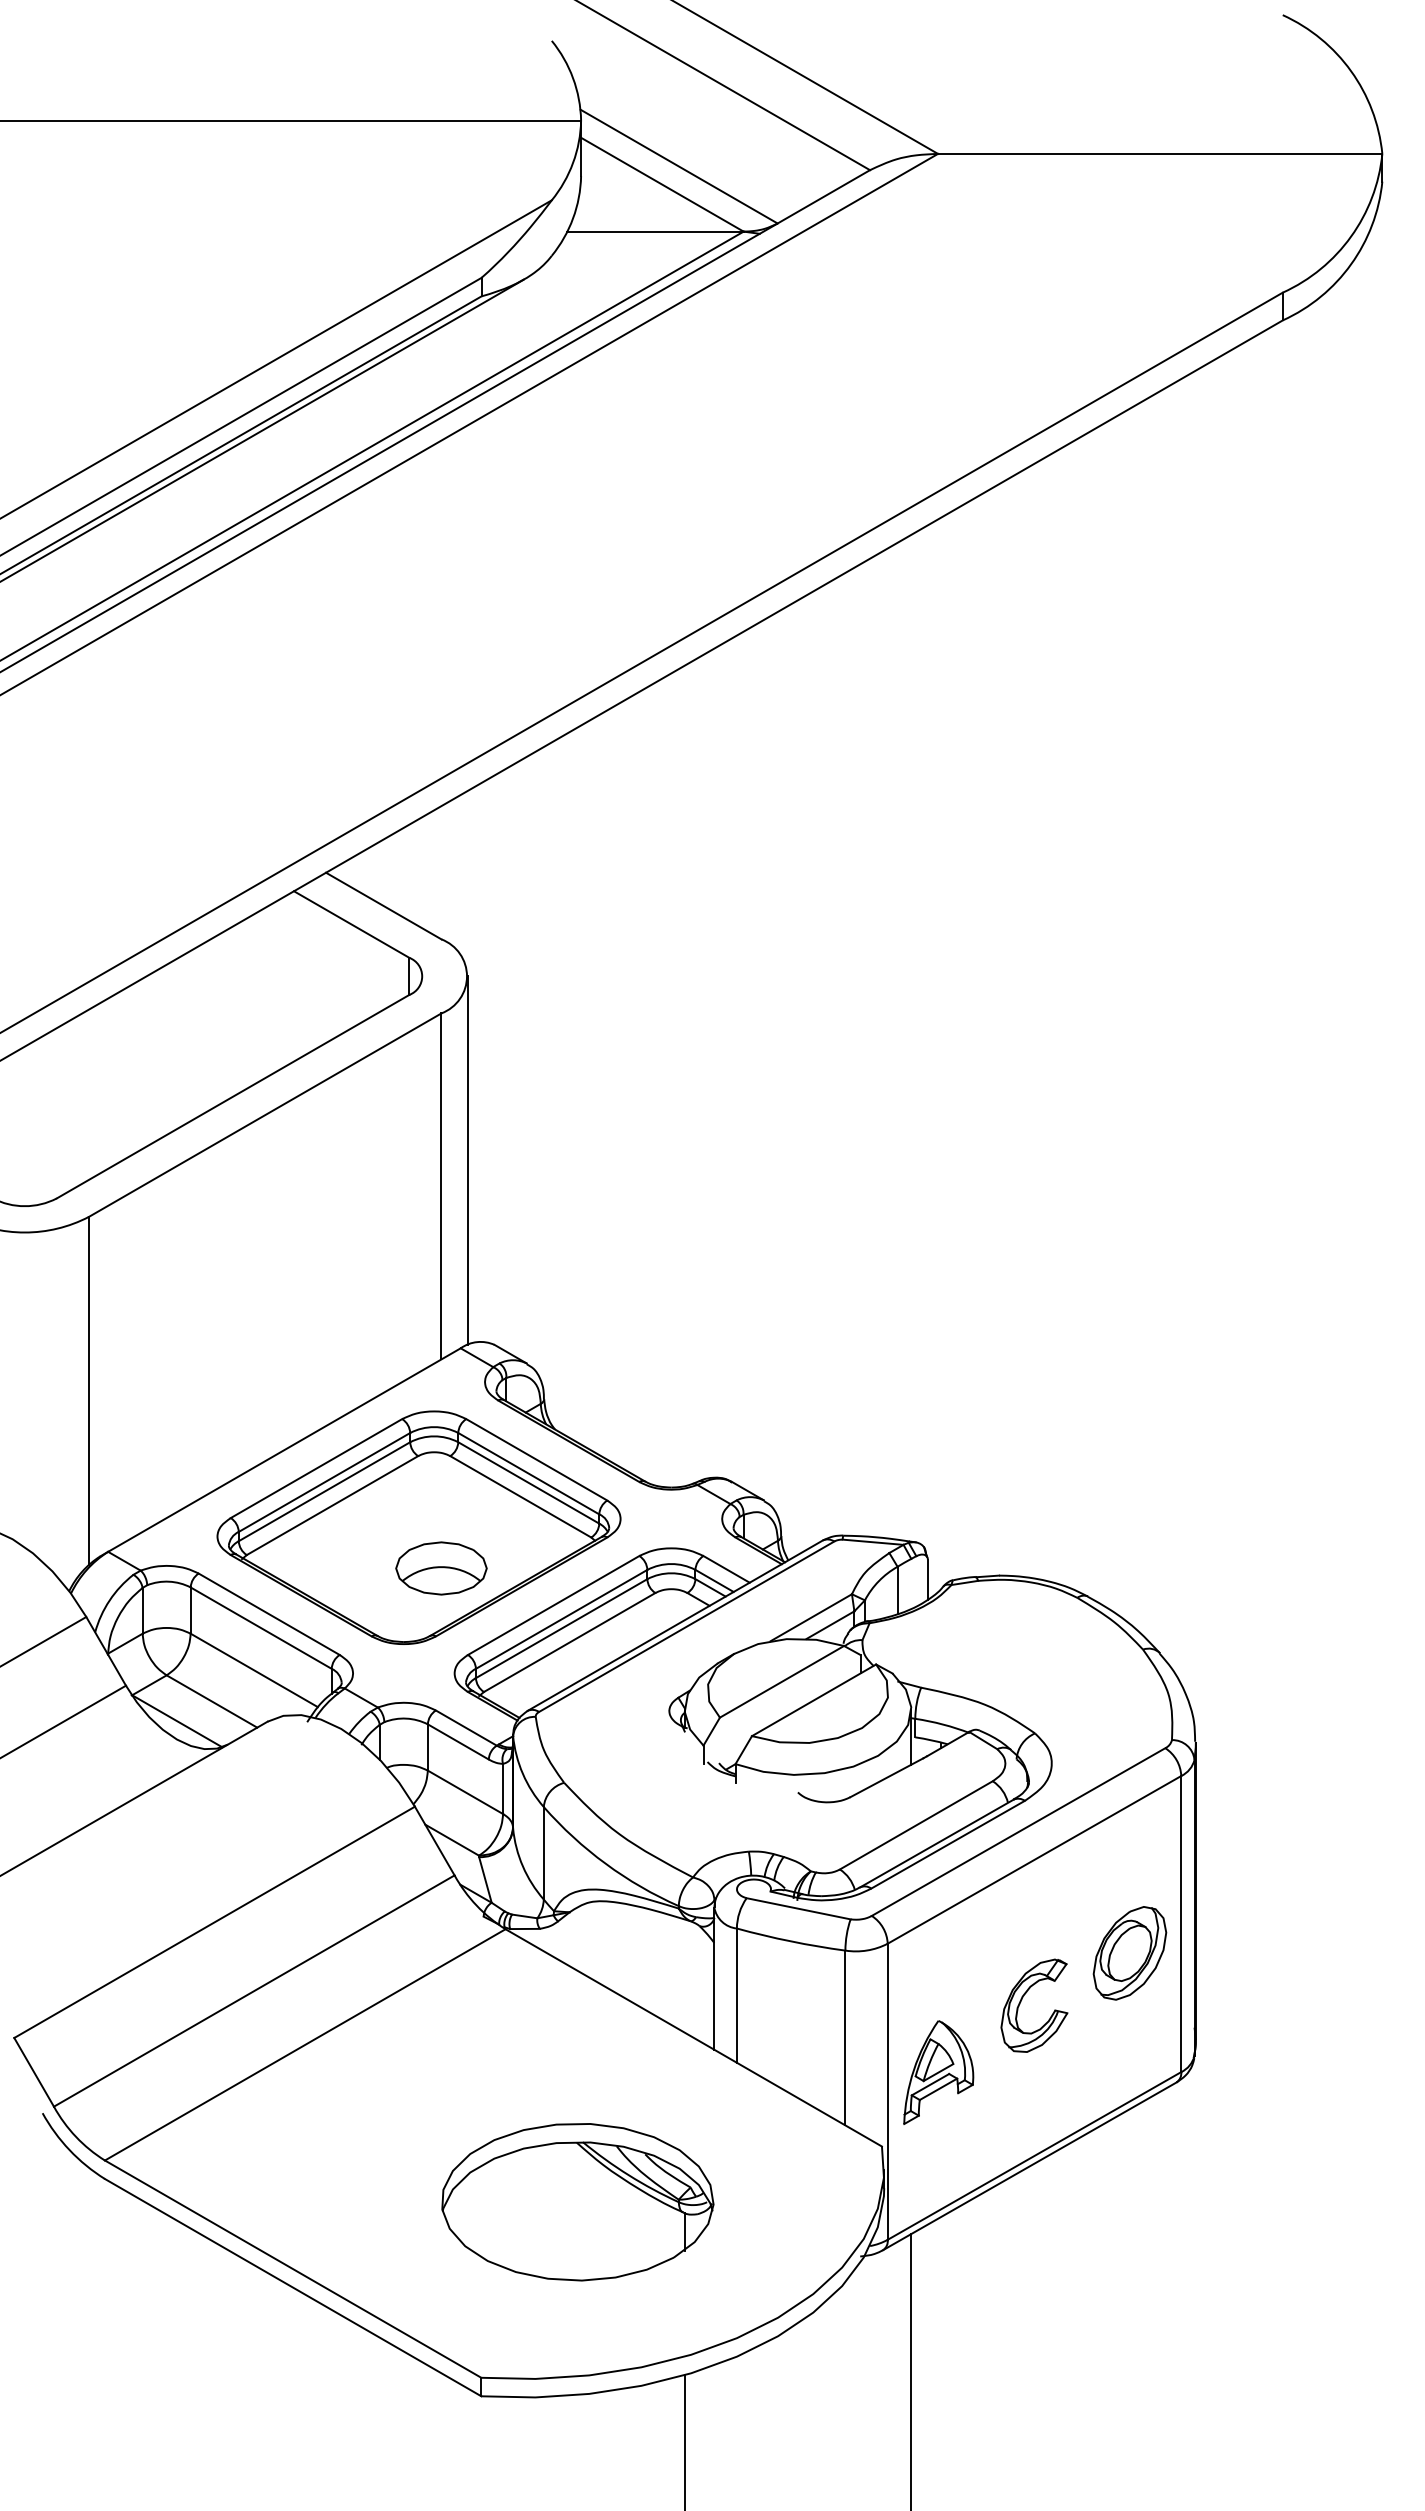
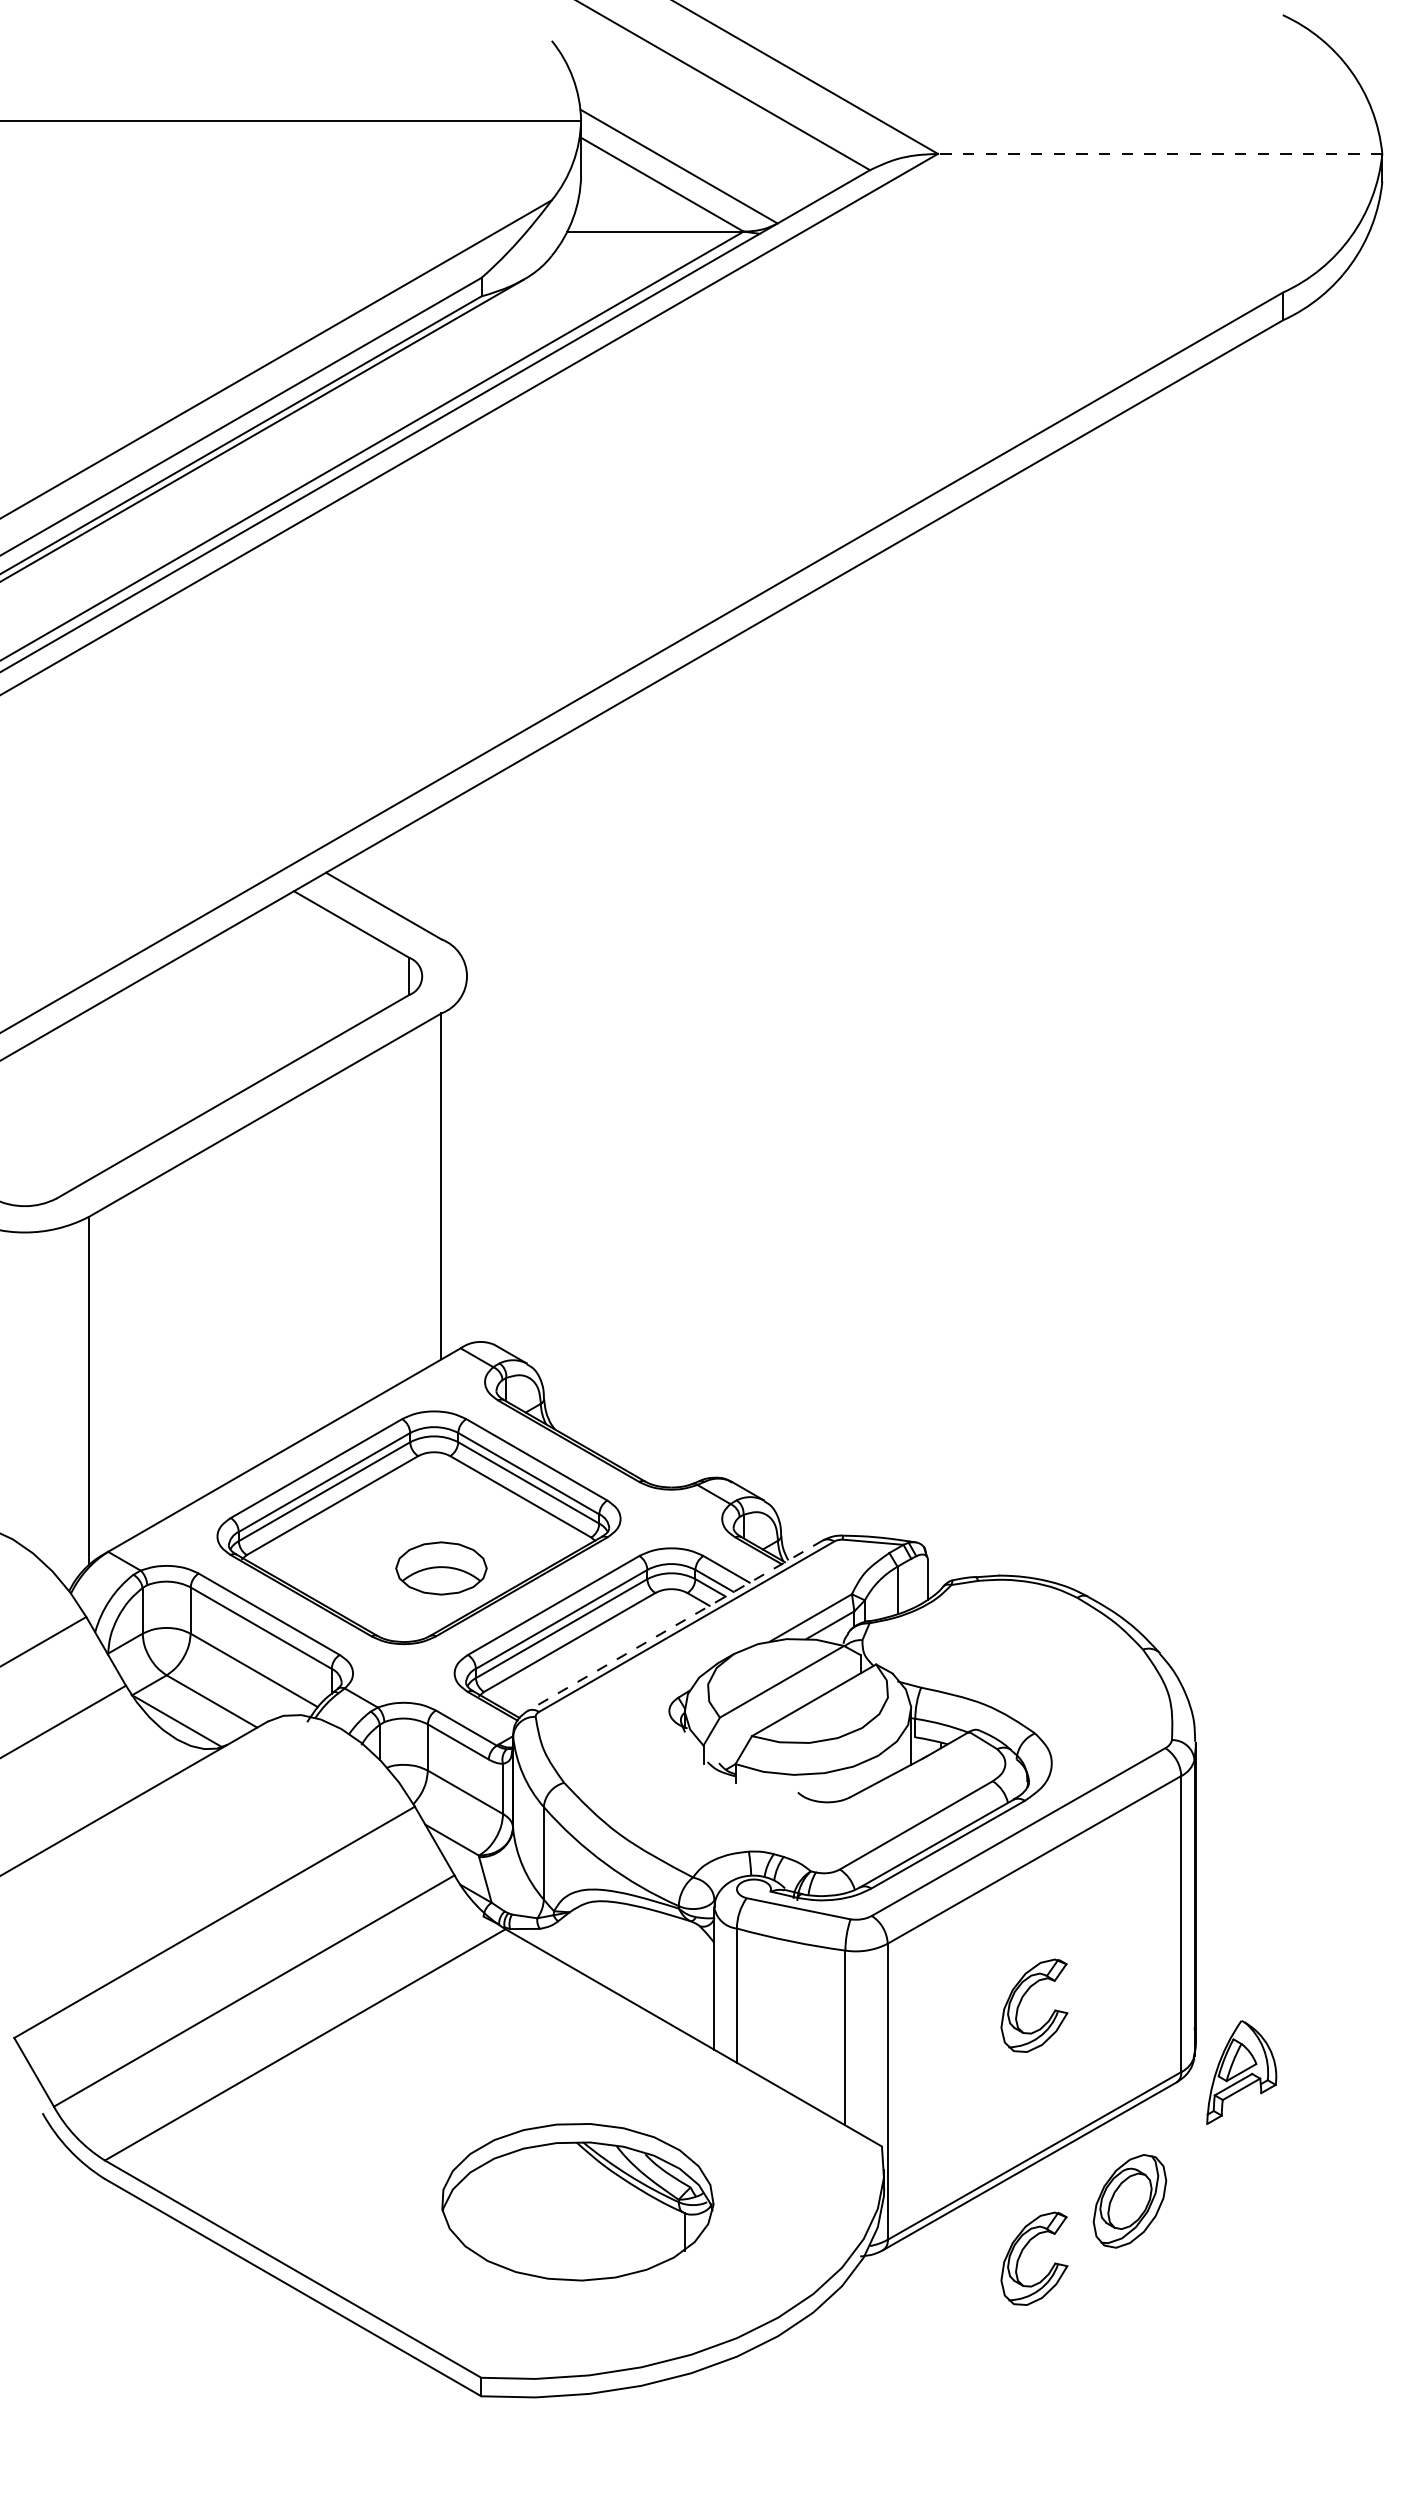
line: solid -> dashed (1159, 153)
line: present -> none (468, 1160)
line: solid -> dashed (674, 1625)
part position: (1129, 1953) -> (1129, 2201) (1129, 2201)
part position: (938, 2072) -> (1241, 2072) (1241, 2072)
part: none -> present (1021, 2255)
line: present -> none (911, 2370)
line: present -> none (684, 2441)
